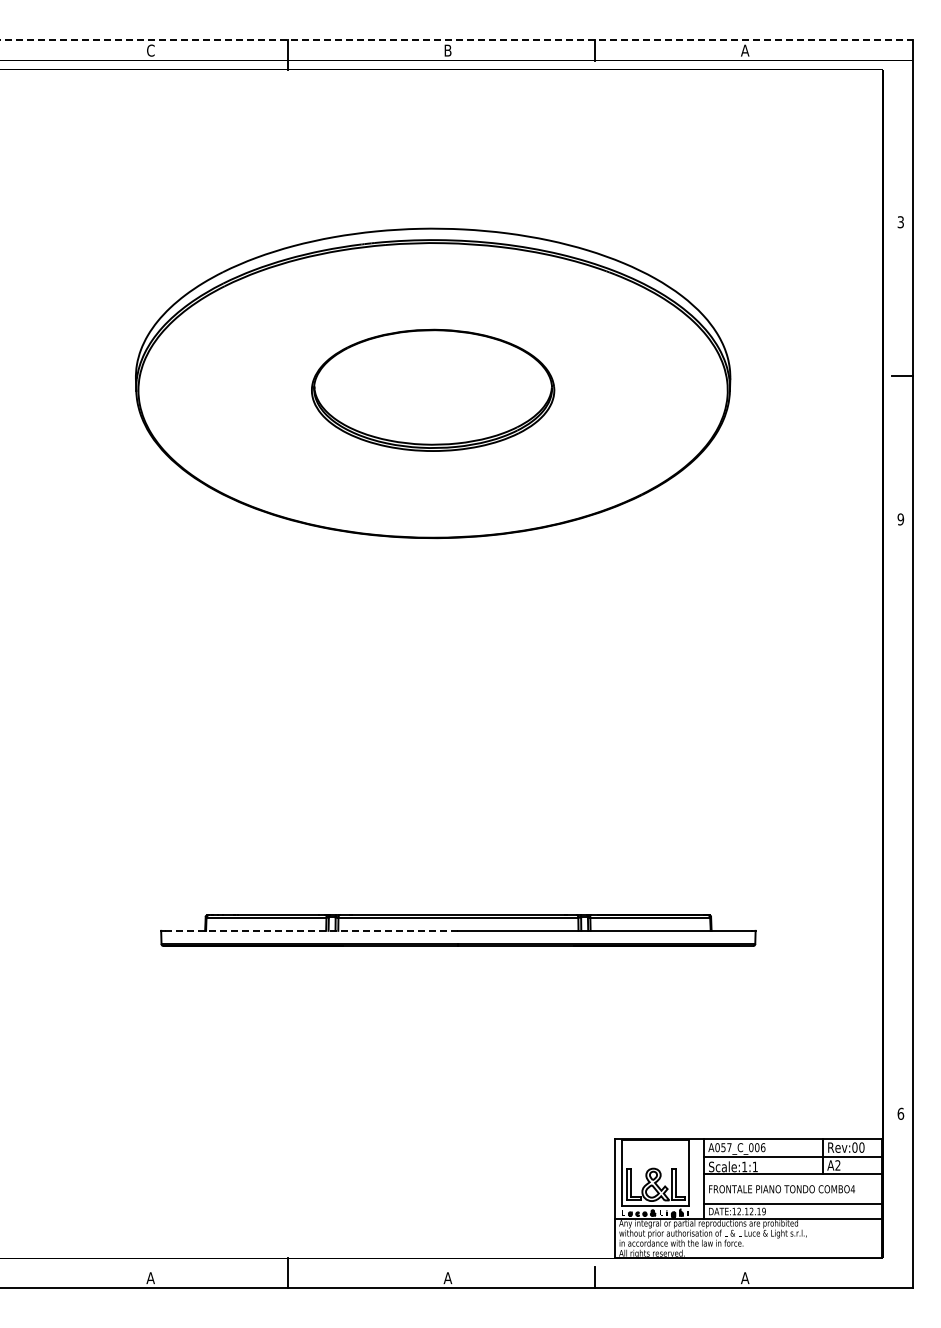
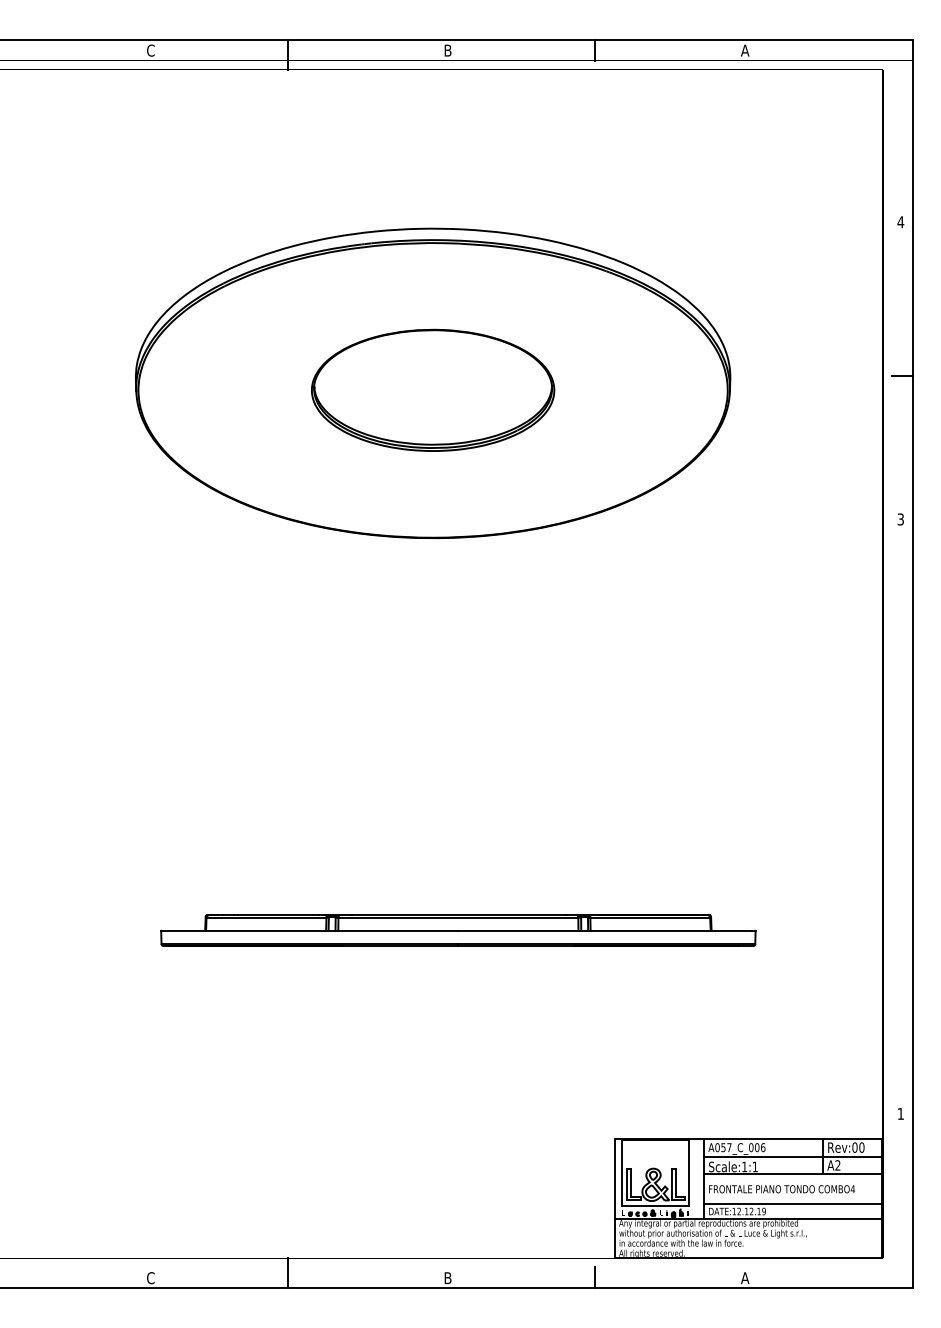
line: dashed -> solid (456, 39)
text: 3 -> 4 (900, 222)
text: 9 -> 3 (900, 519)
line: dashed -> solid (311, 930)
text: 6 -> 1 (900, 1113)
text: A -> C (150, 1278)
text: A -> B (447, 1278)
